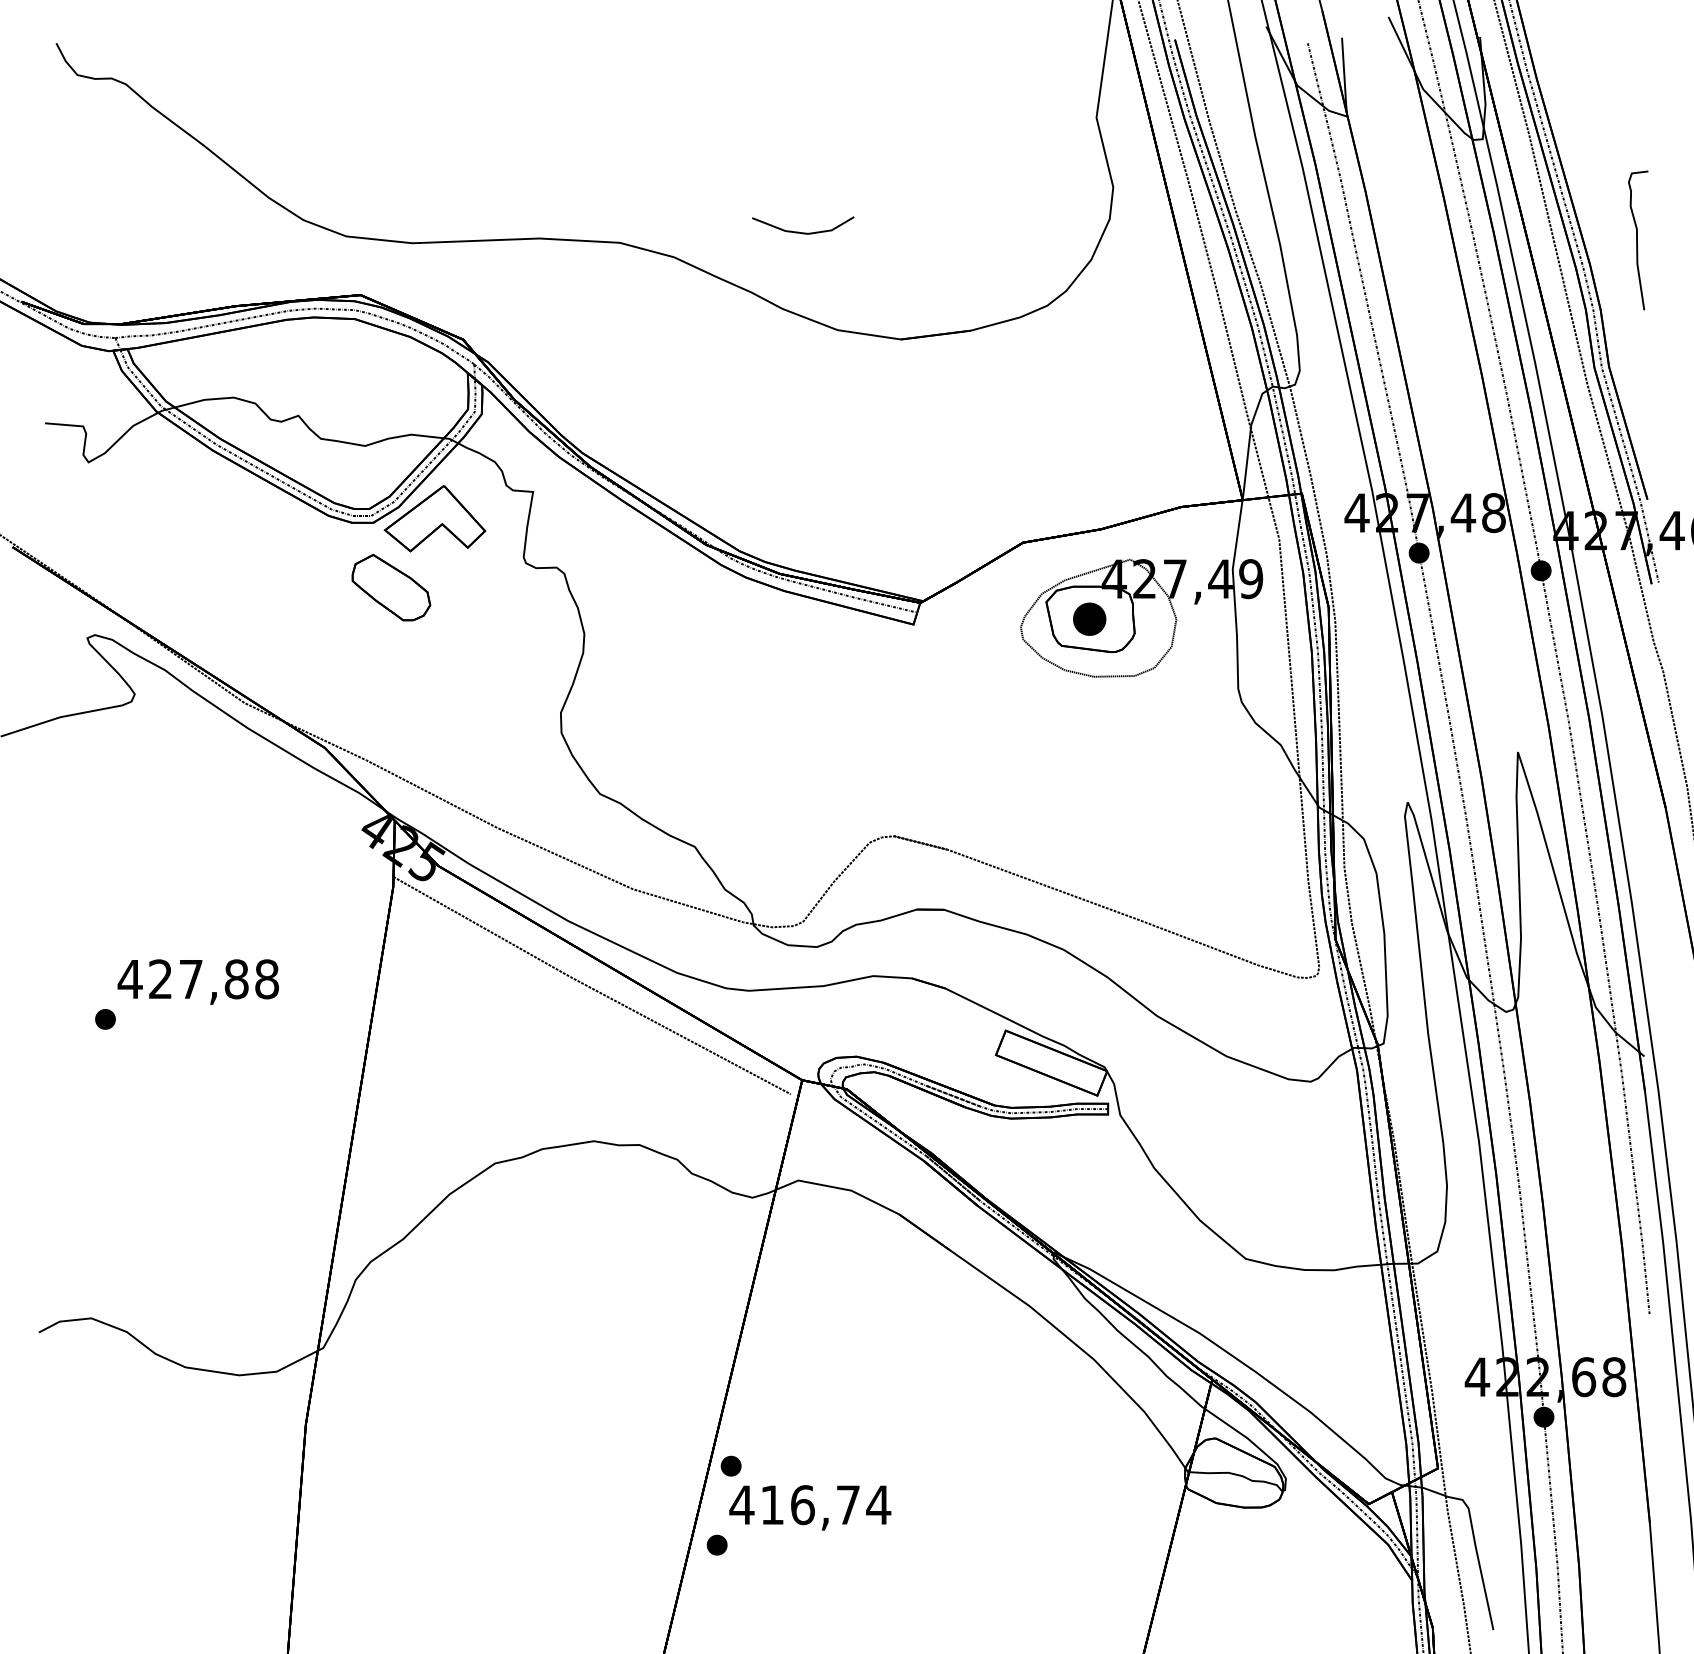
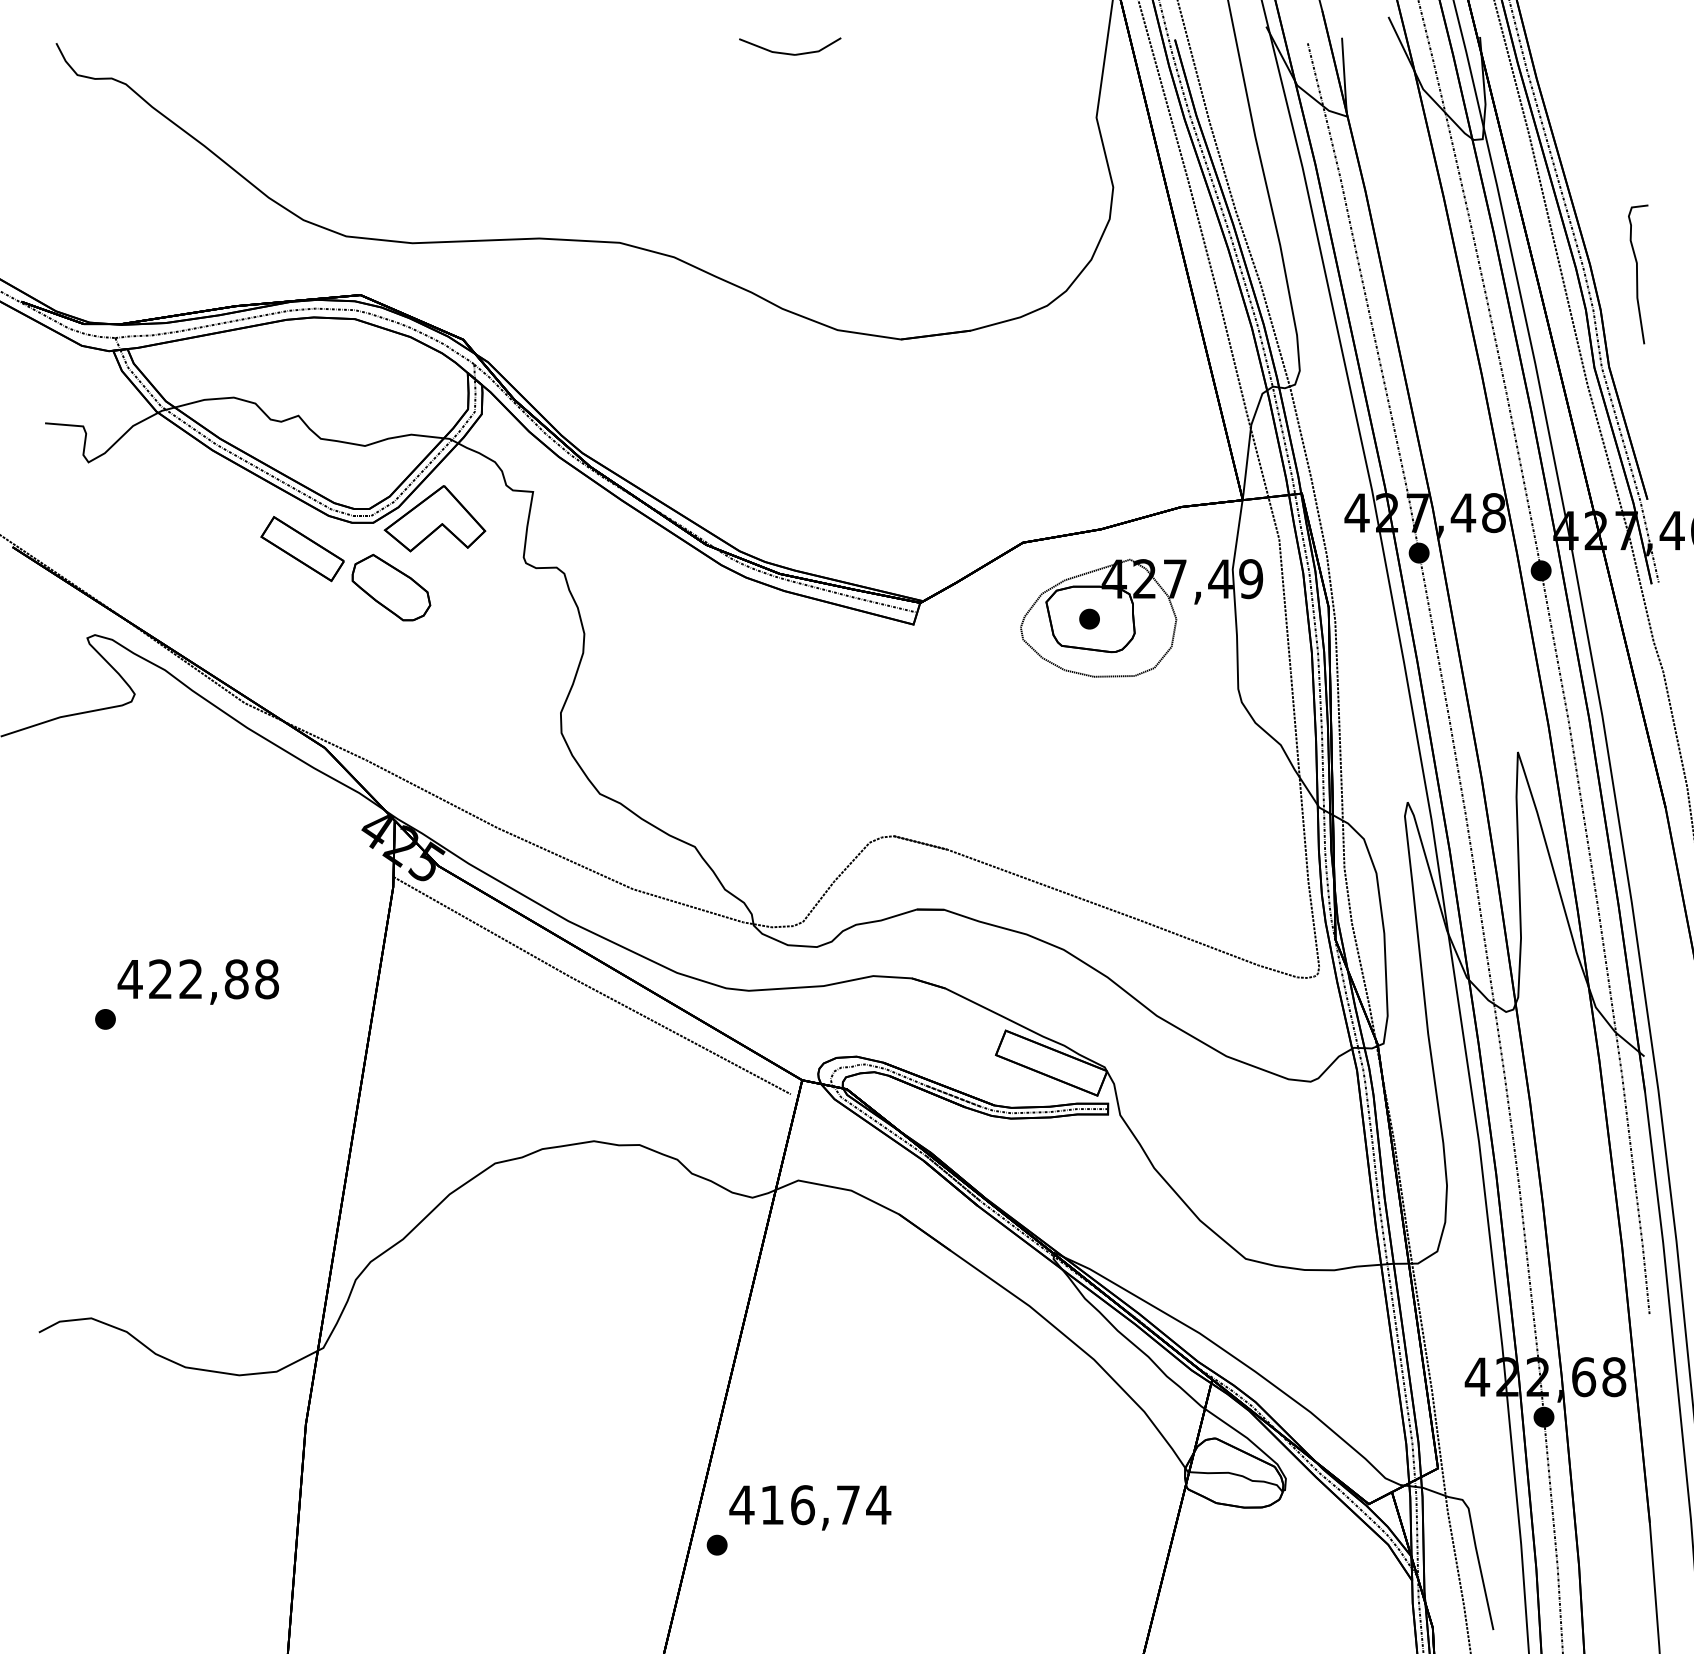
part position: (803, 232) -> (790, 53) (790, 53)
curve position: (1637, 240) -> (1637, 274) (1637, 274)
part: none -> present (302, 549)
part size: 34x34 px -> 21x22 px (1089, 618)
text: 427,88 -> 422,88 (190, 978)
part: present -> none (730, 1465)
